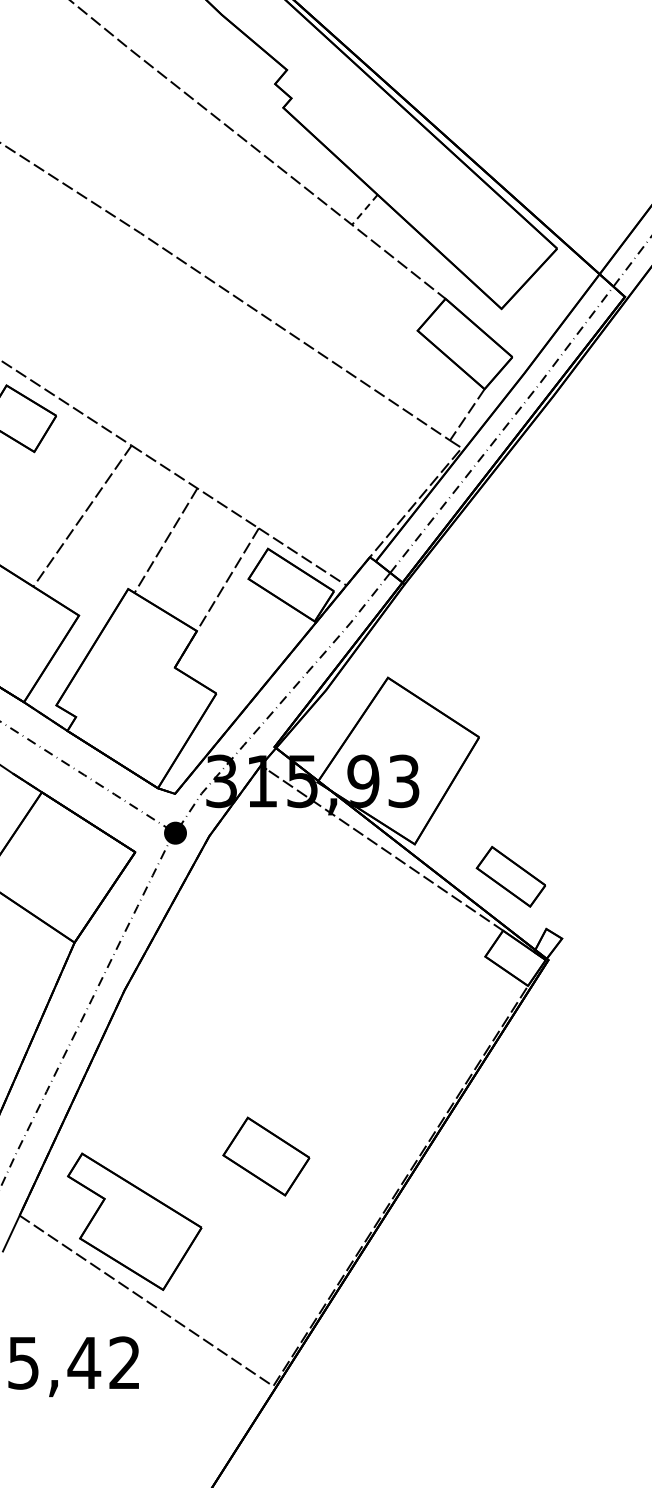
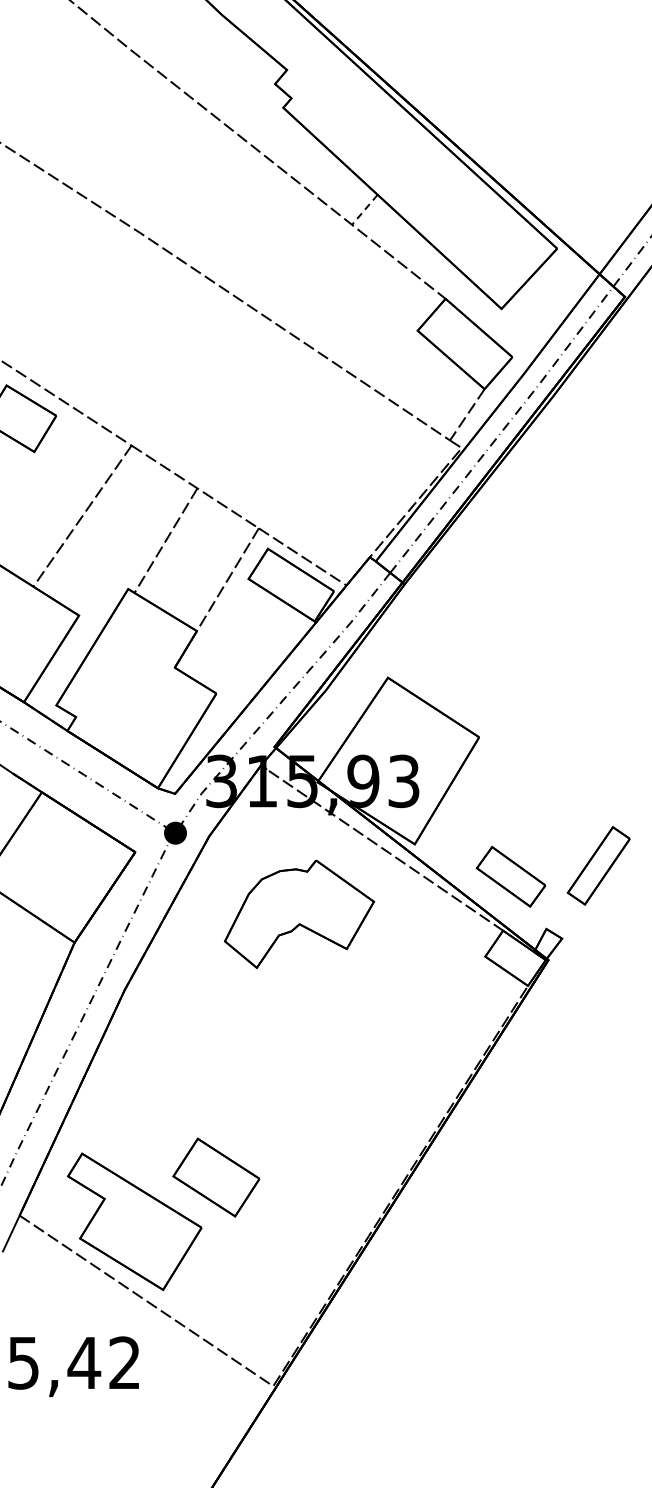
part: none -> present (598, 865)
part: none -> present (299, 913)
part position: (266, 1156) -> (216, 1177) (216, 1177)
